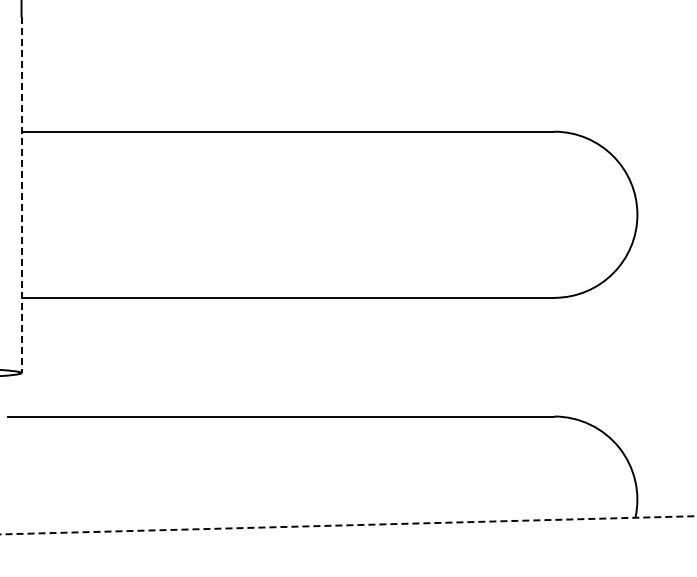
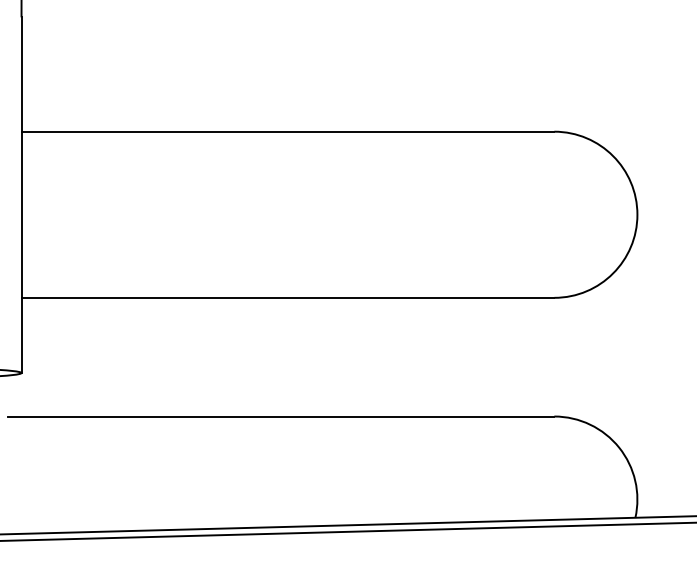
line: dashed -> solid (21, 195)
line: dashed -> solid (348, 525)
line: none -> present (347, 531)
